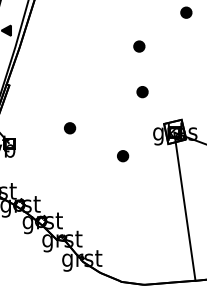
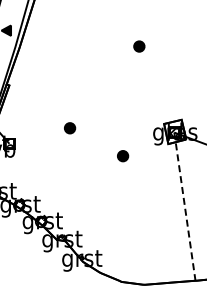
part: present -> none (186, 12)
part: present -> none (142, 92)
line: solid -> dashed (184, 206)
